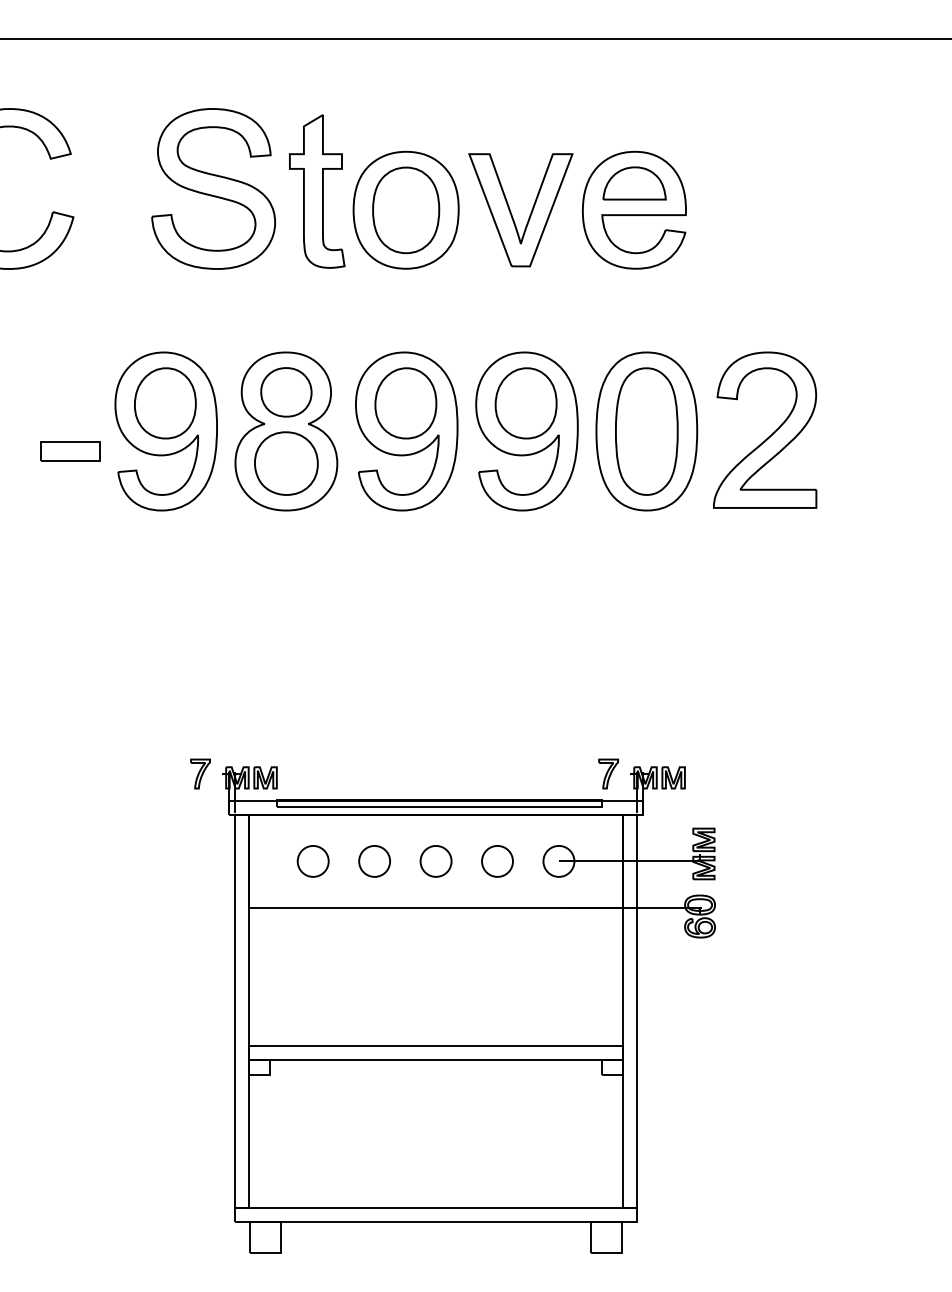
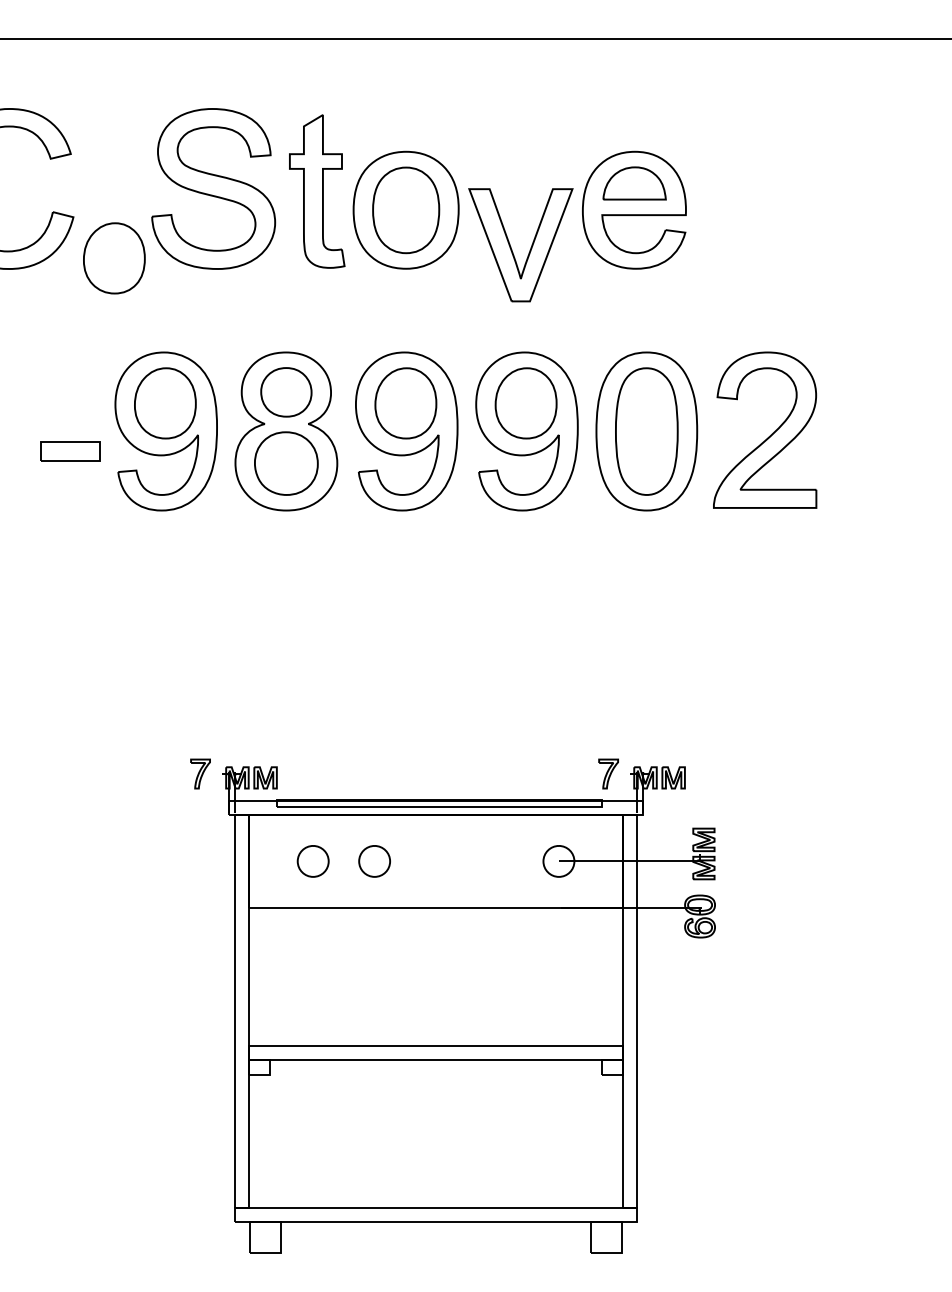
part position: (512, 214) -> (512, 249) (512, 249)
part: none -> present (114, 258)
part: present -> none (435, 861)
part: present -> none (497, 861)
